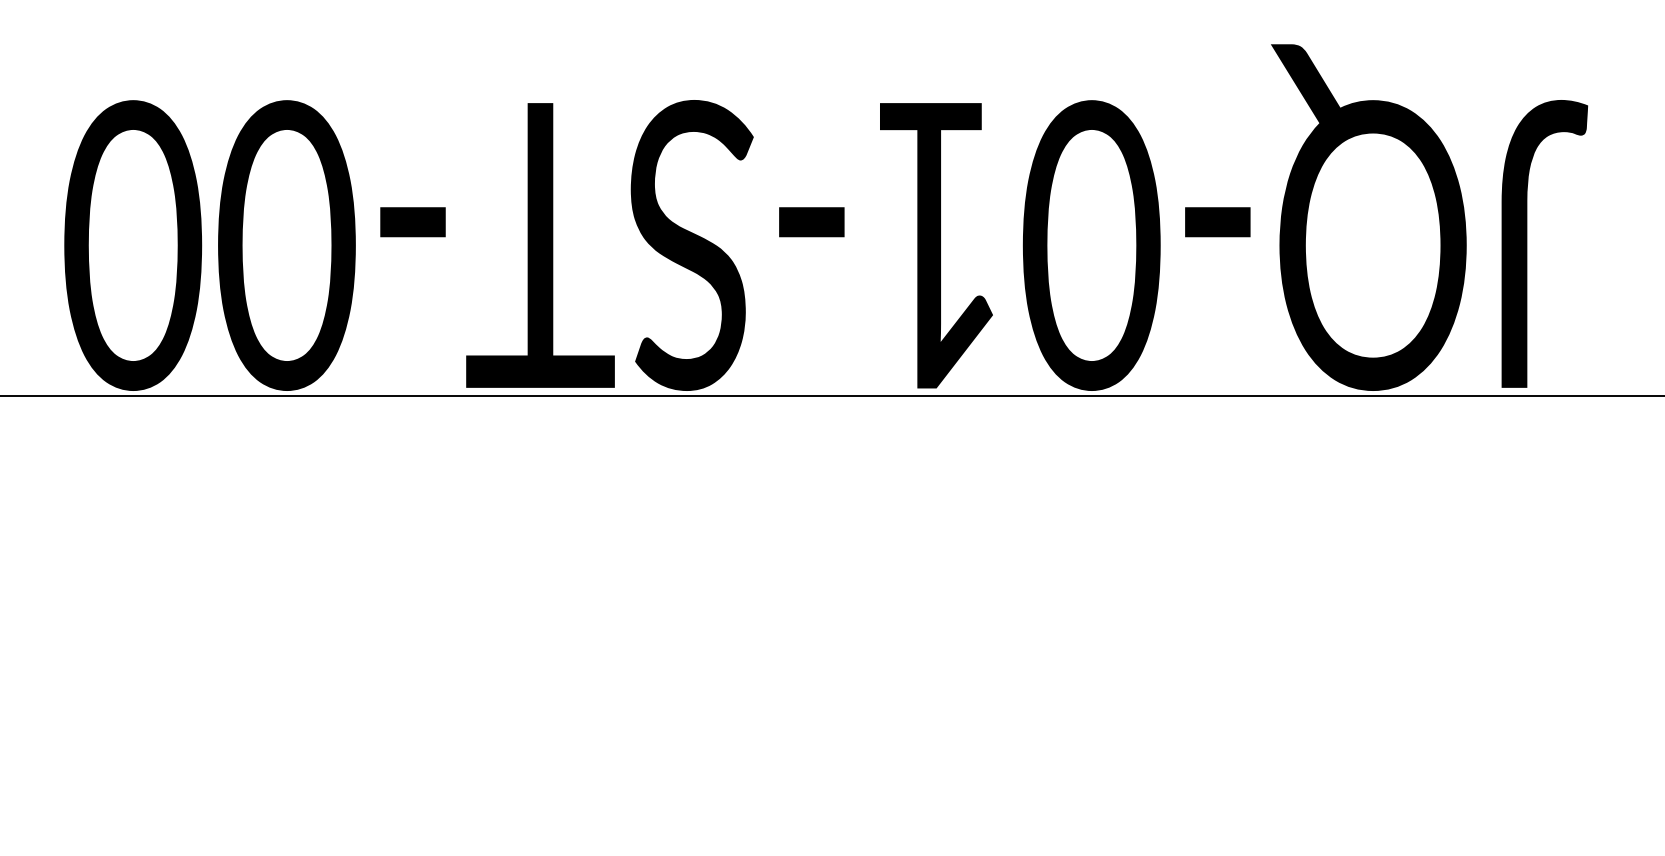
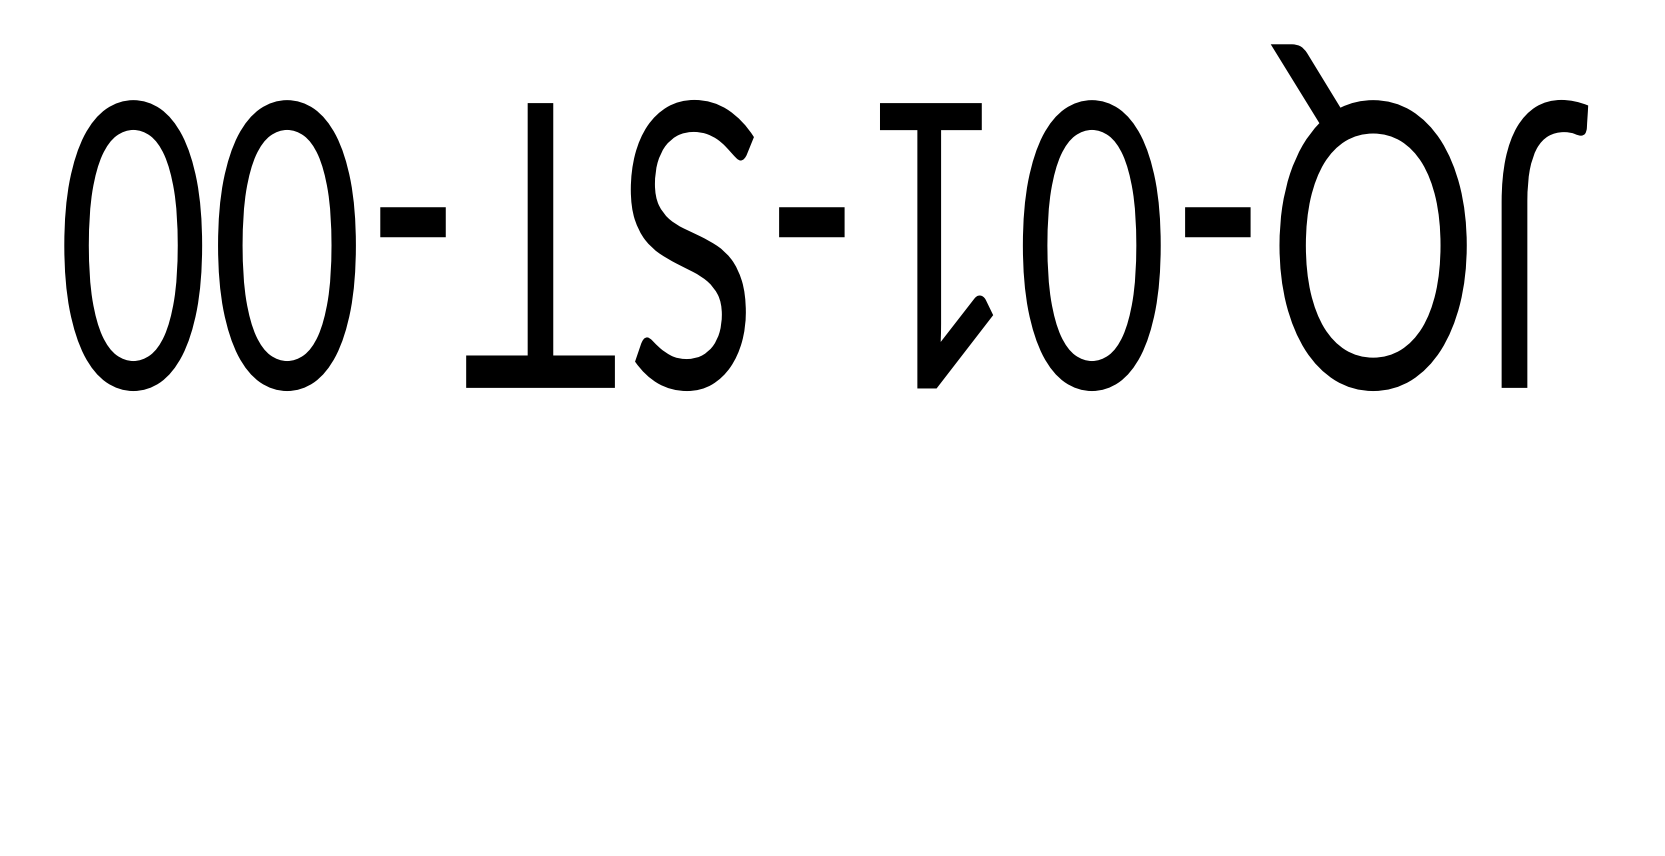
line: present -> none (831, 396)
